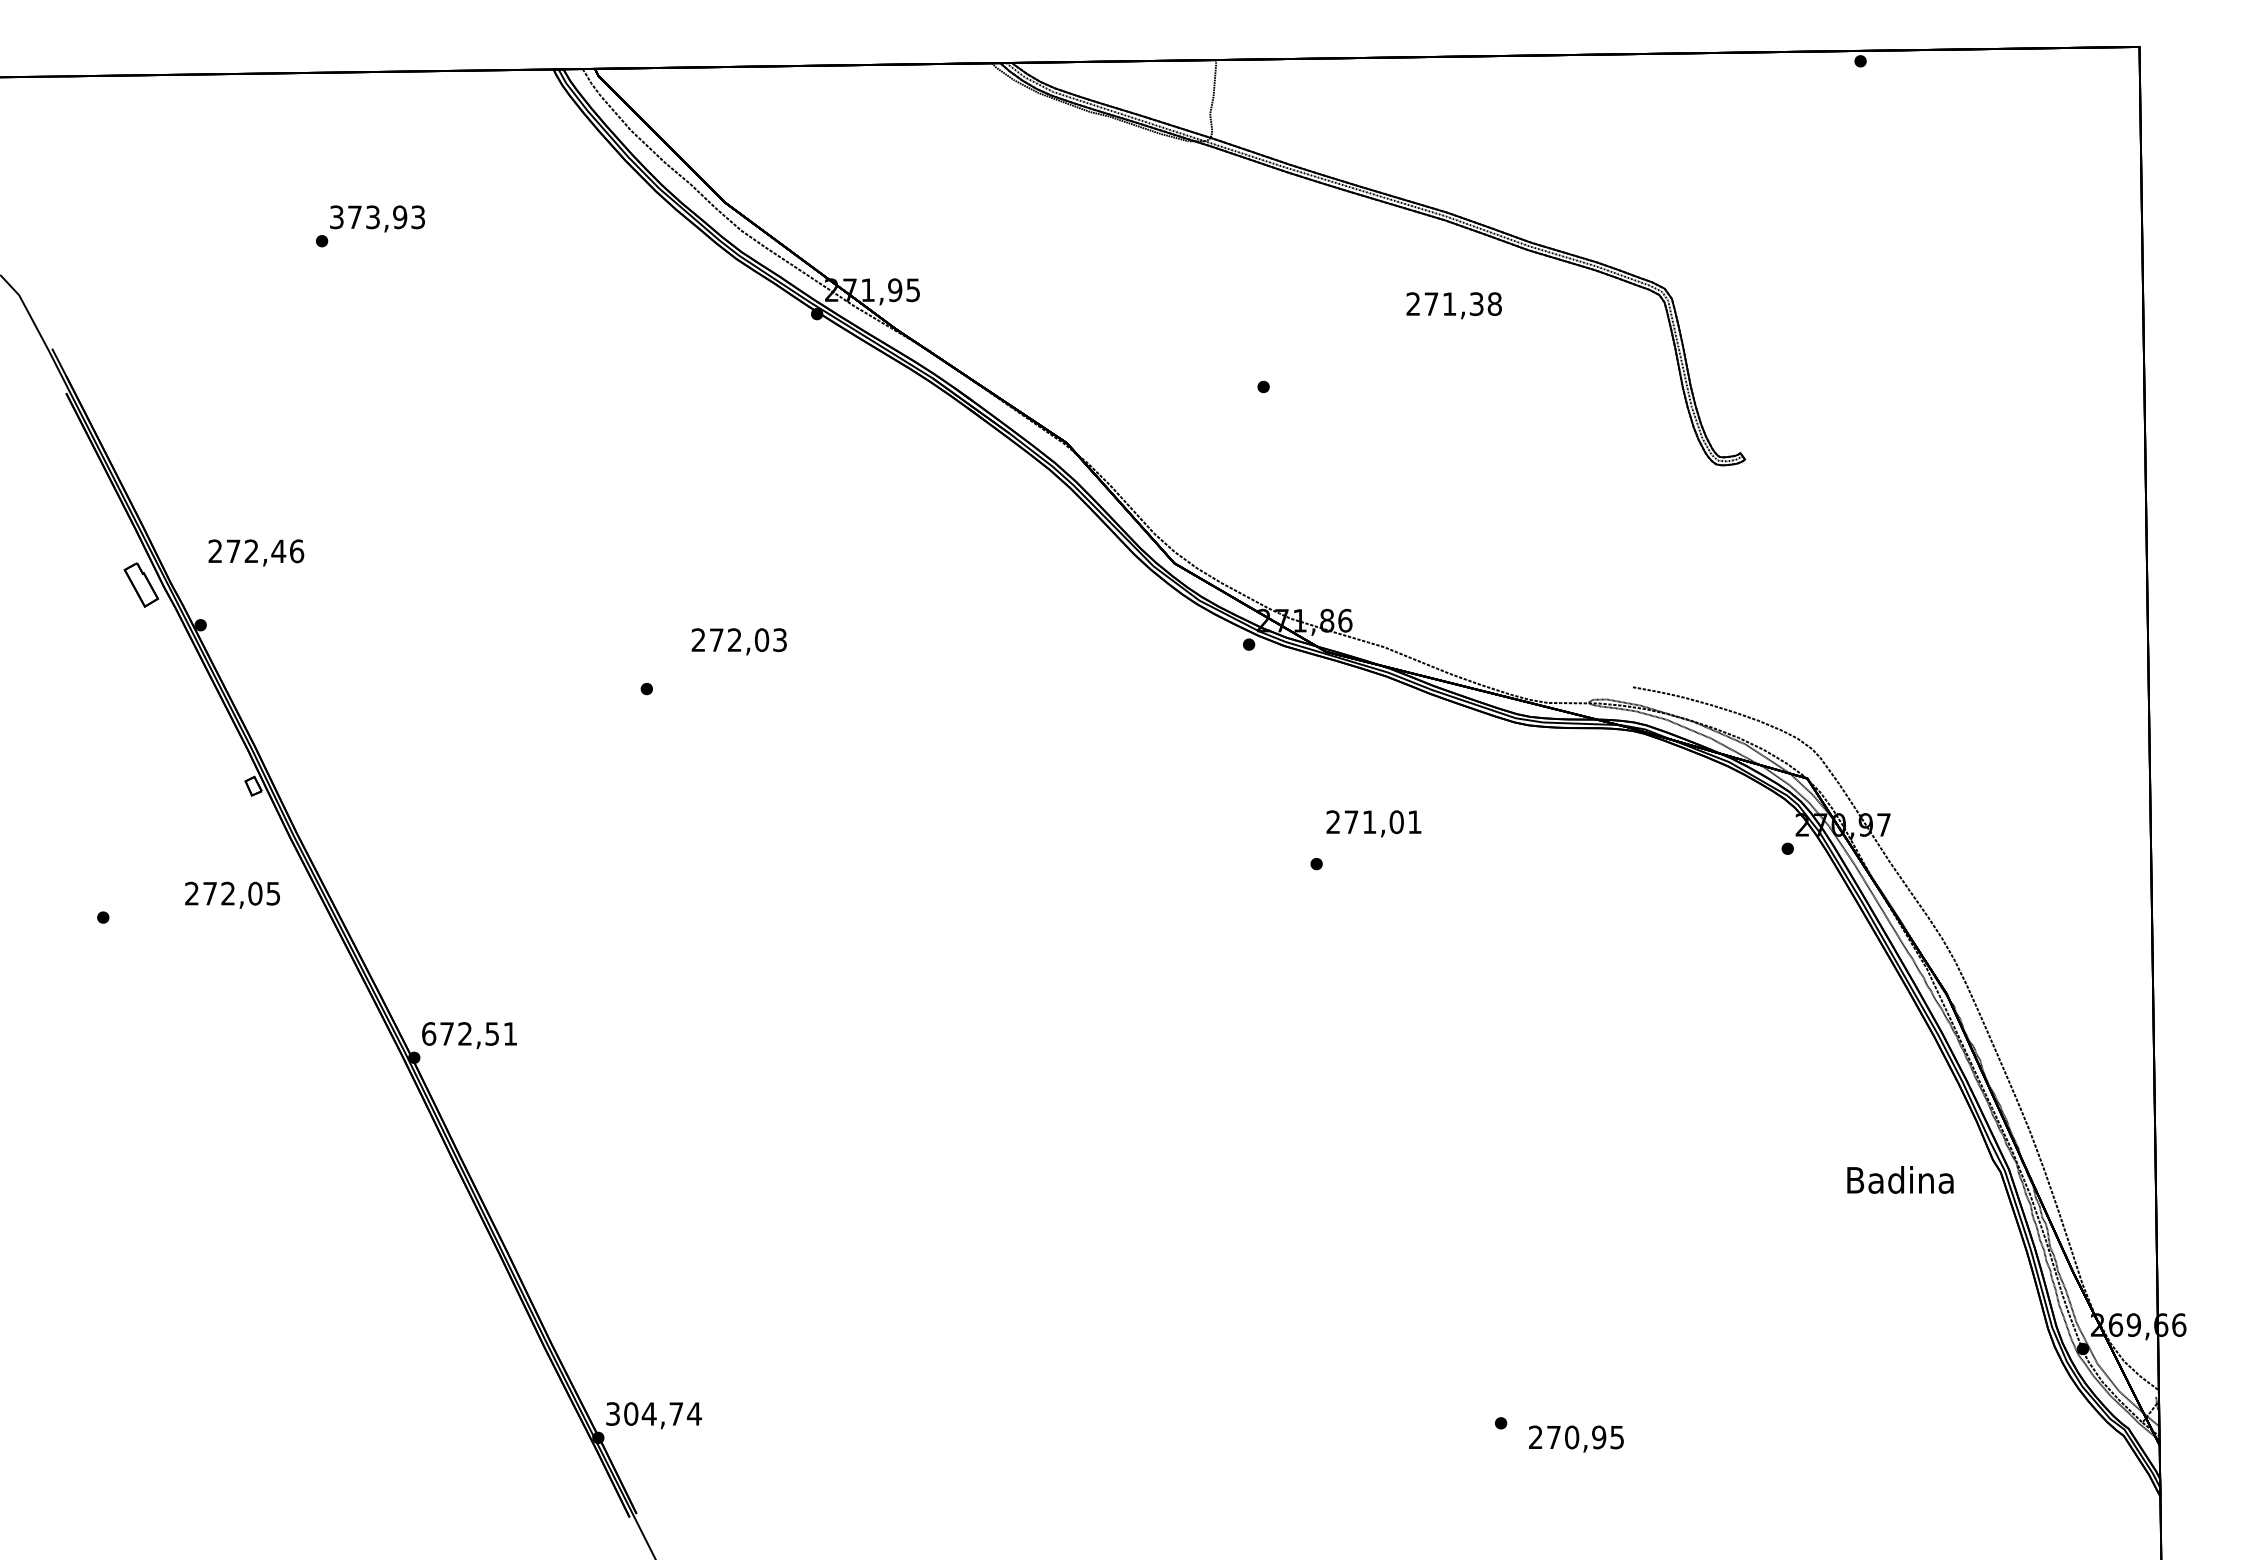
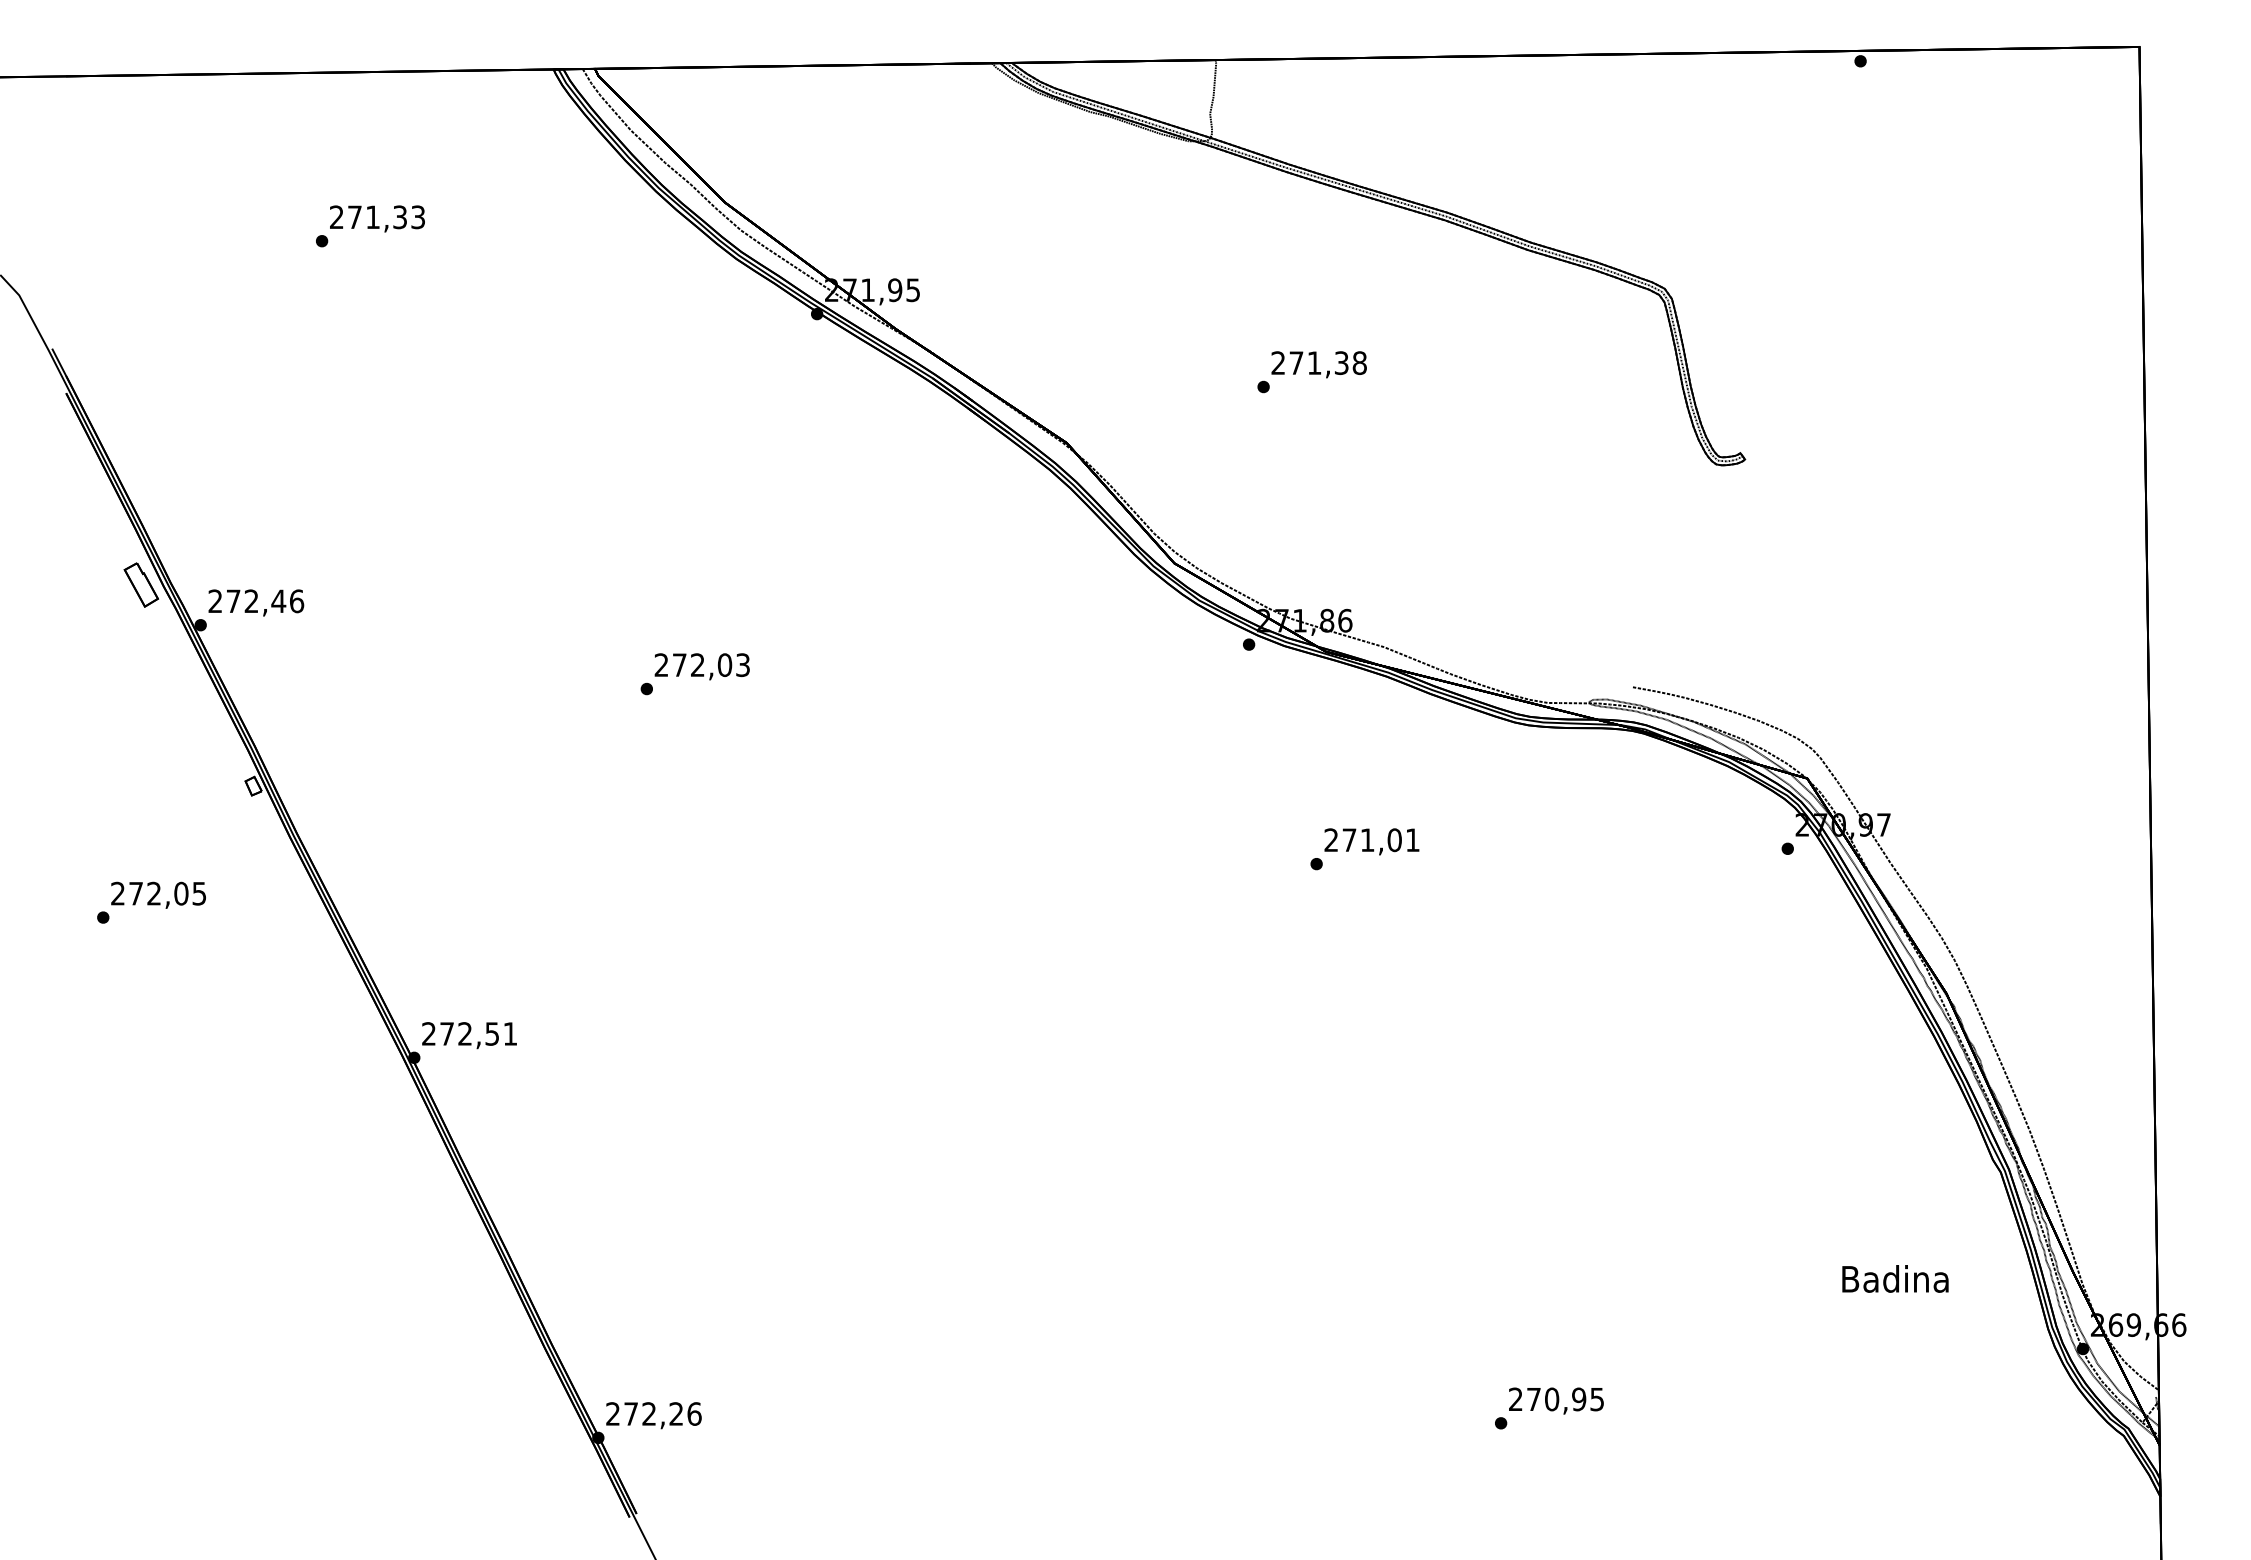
text: 373,93 -> 271,33 (368, 217)
text position: (1453, 305) -> (1318, 364) (1318, 364)
text position: (256, 552) -> (256, 602) (256, 602)
text position: (738, 641) -> (701, 666) (701, 666)
text position: (1373, 823) -> (1371, 841) (1371, 841)
text position: (232, 894) -> (158, 894) (158, 894)
text: 672,51 -> 272,51 (429, 1033)
text position: (1900, 1179) -> (1895, 1278) (1895, 1278)
text: 304,74 -> 272,26 (653, 1413)
text position: (1576, 1438) -> (1556, 1400) (1556, 1400)
